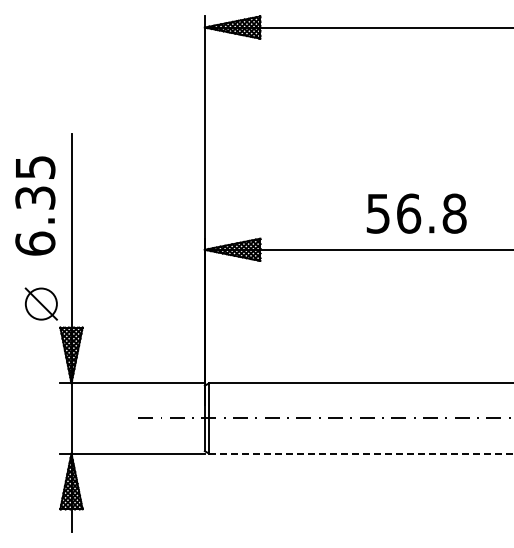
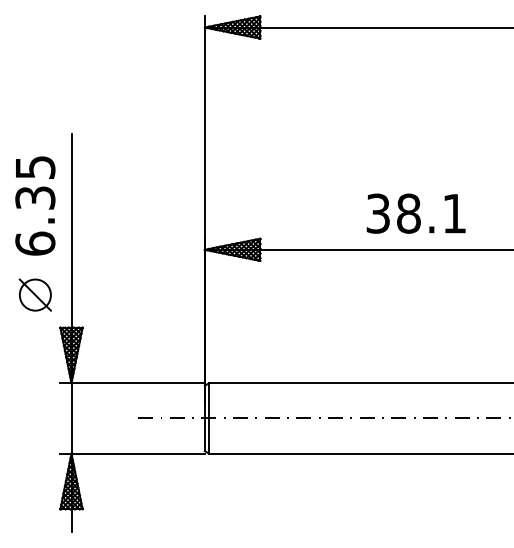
text: 56.8 -> 38.1 (416, 213)
part position: (40, 303) -> (34, 294) (34, 294)
line: dashed -> solid (361, 453)
